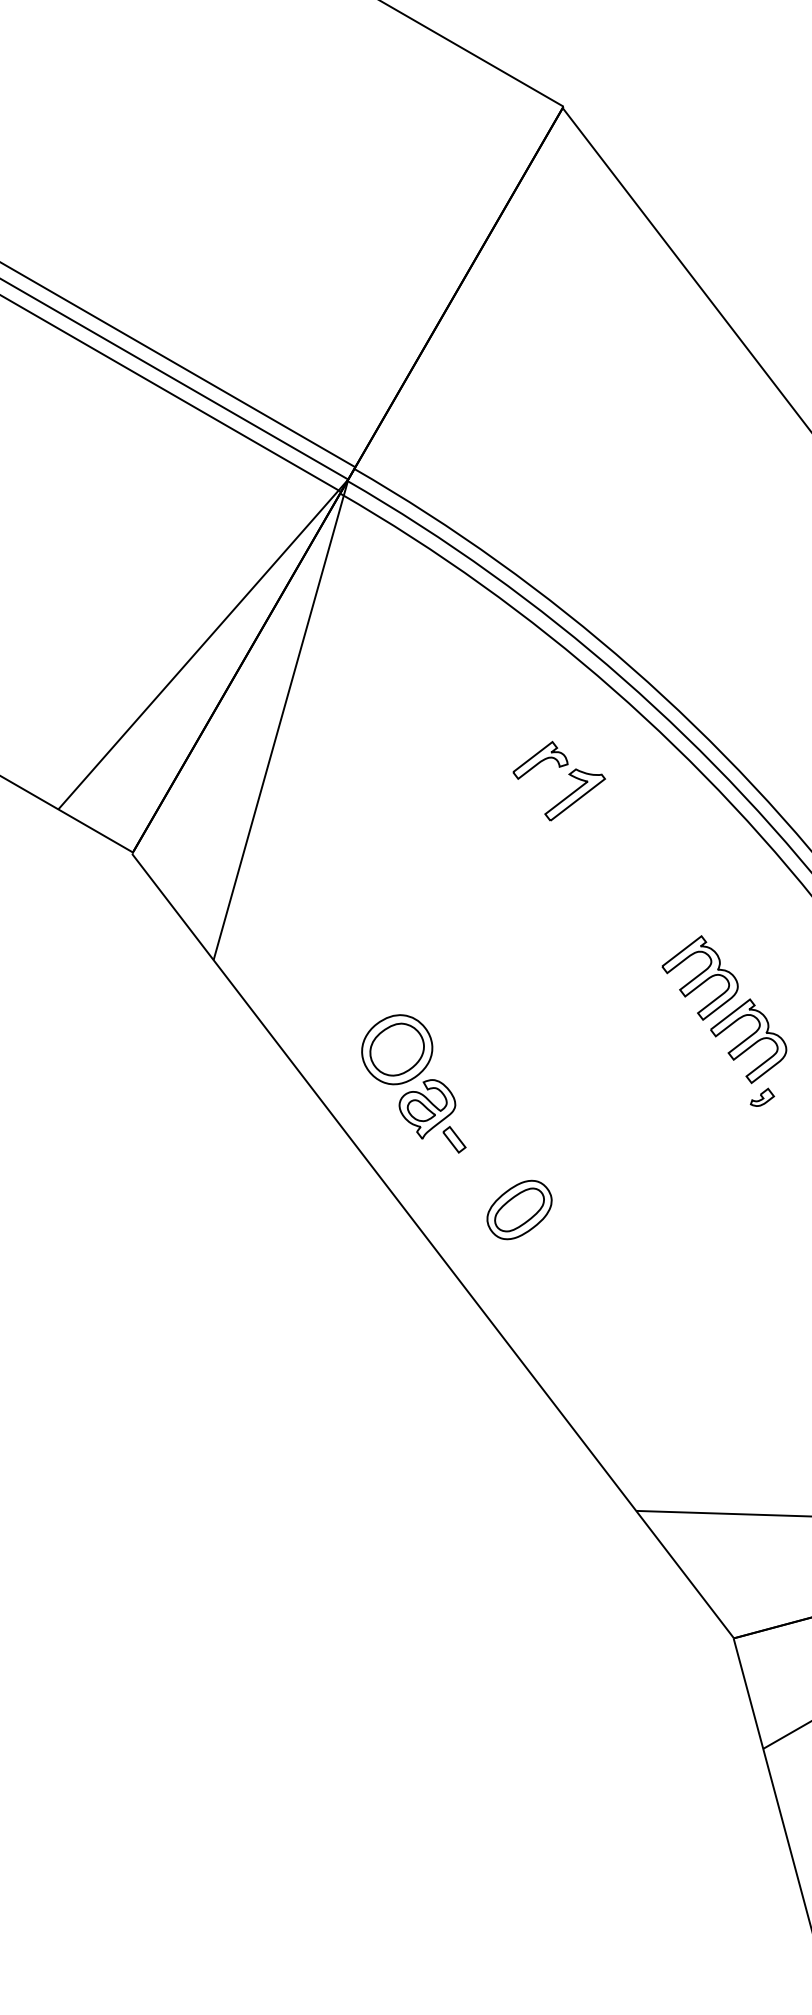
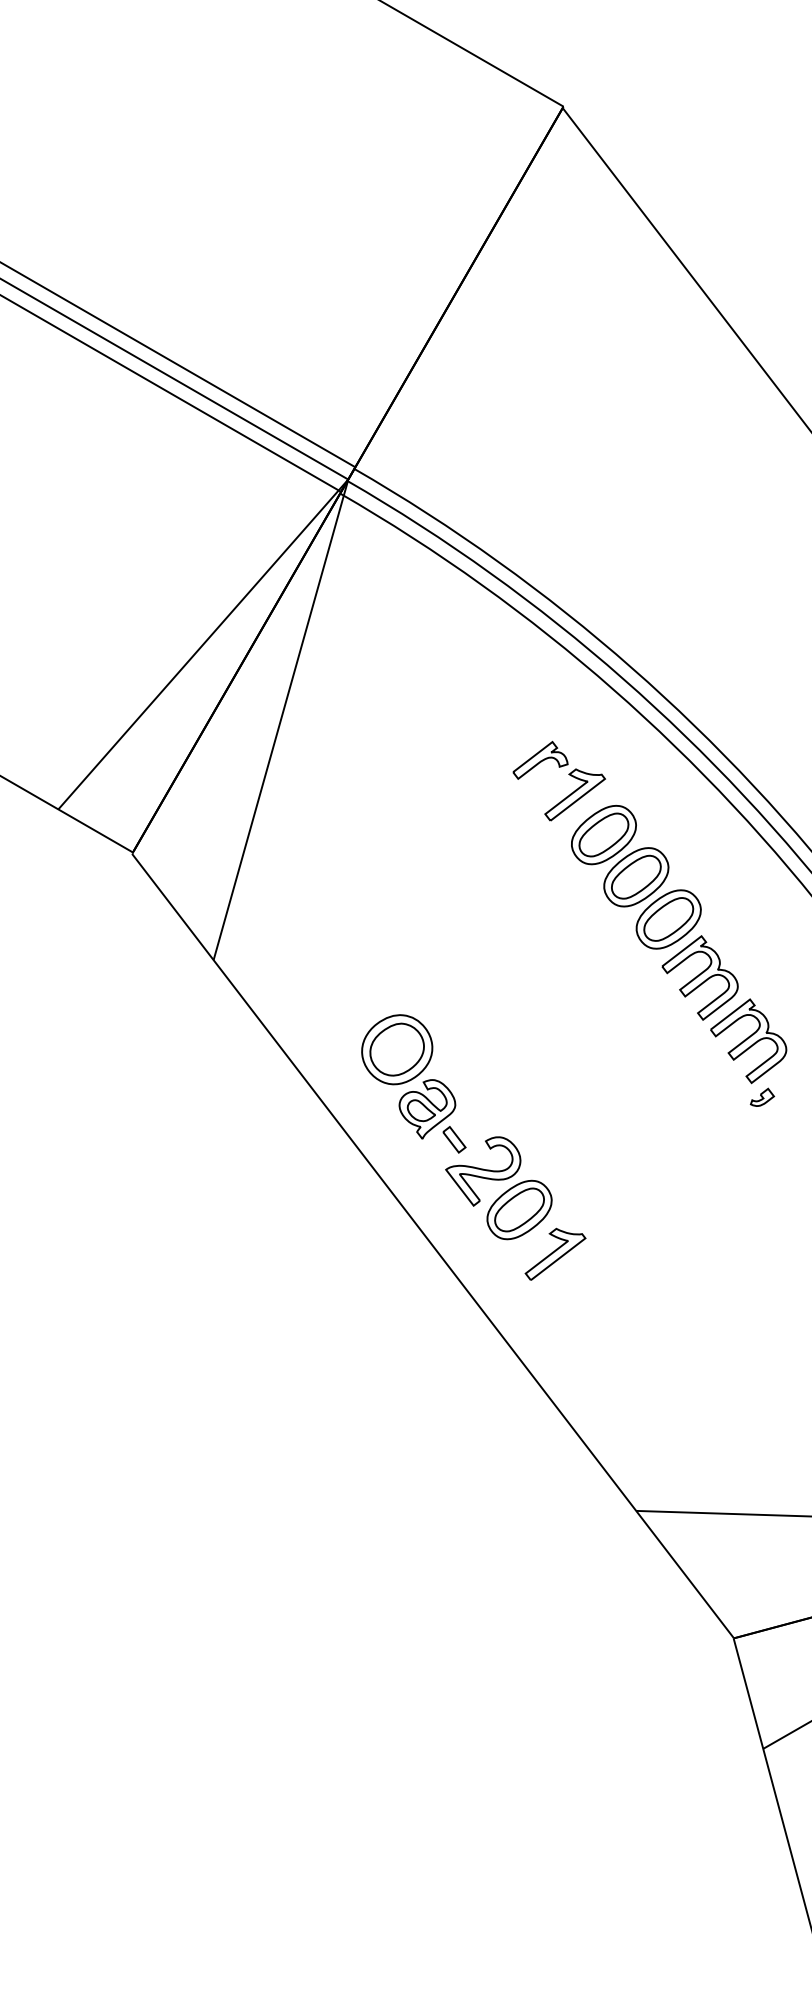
part: none -> present (636, 877)
part: none -> present (483, 1171)
part: none -> present (555, 1253)
